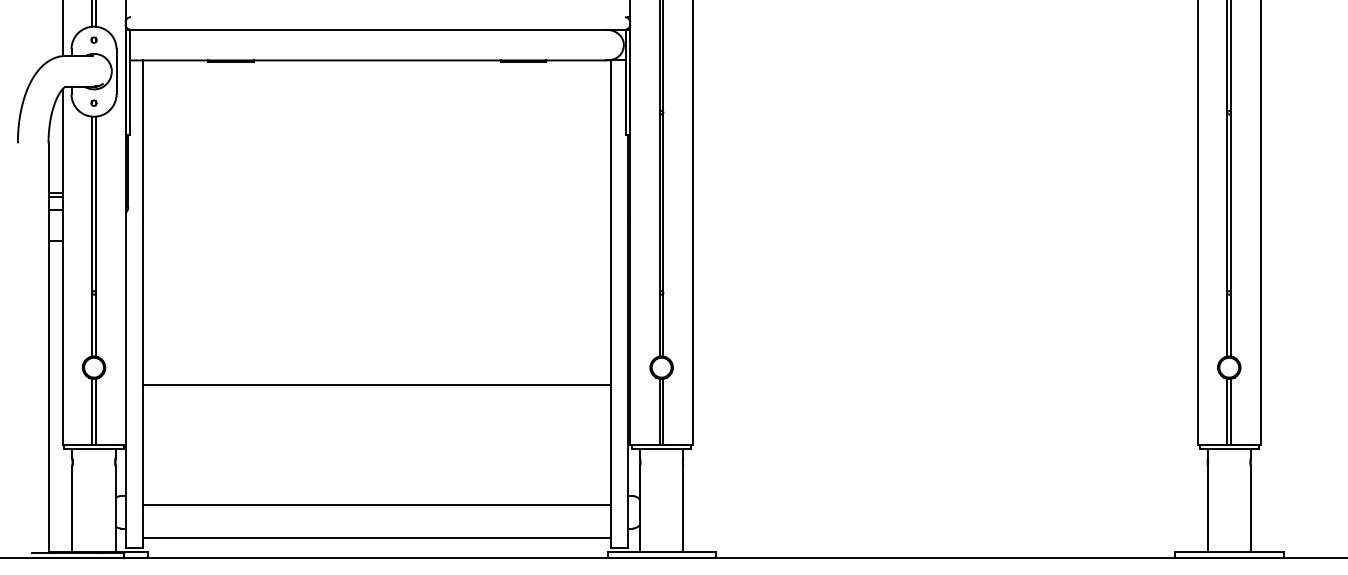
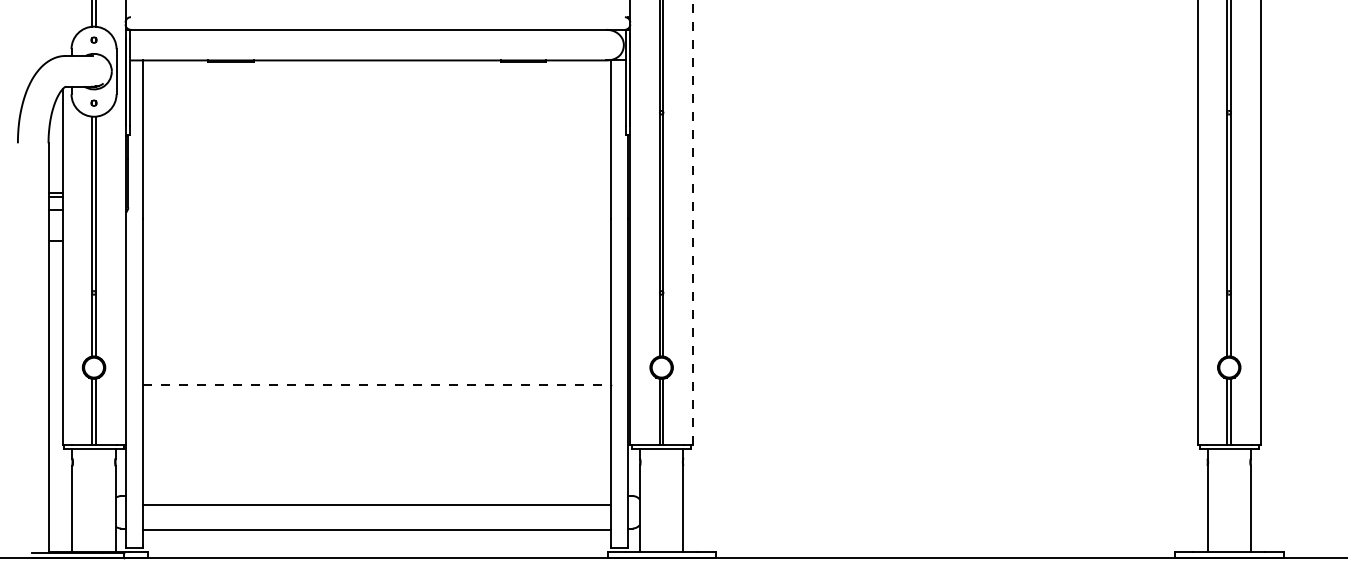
line: present -> none (62, 29)
line: solid -> dashed (693, 222)
line: solid -> dashed (377, 384)
line position: (376, 538) -> (376, 530) (376, 530)
